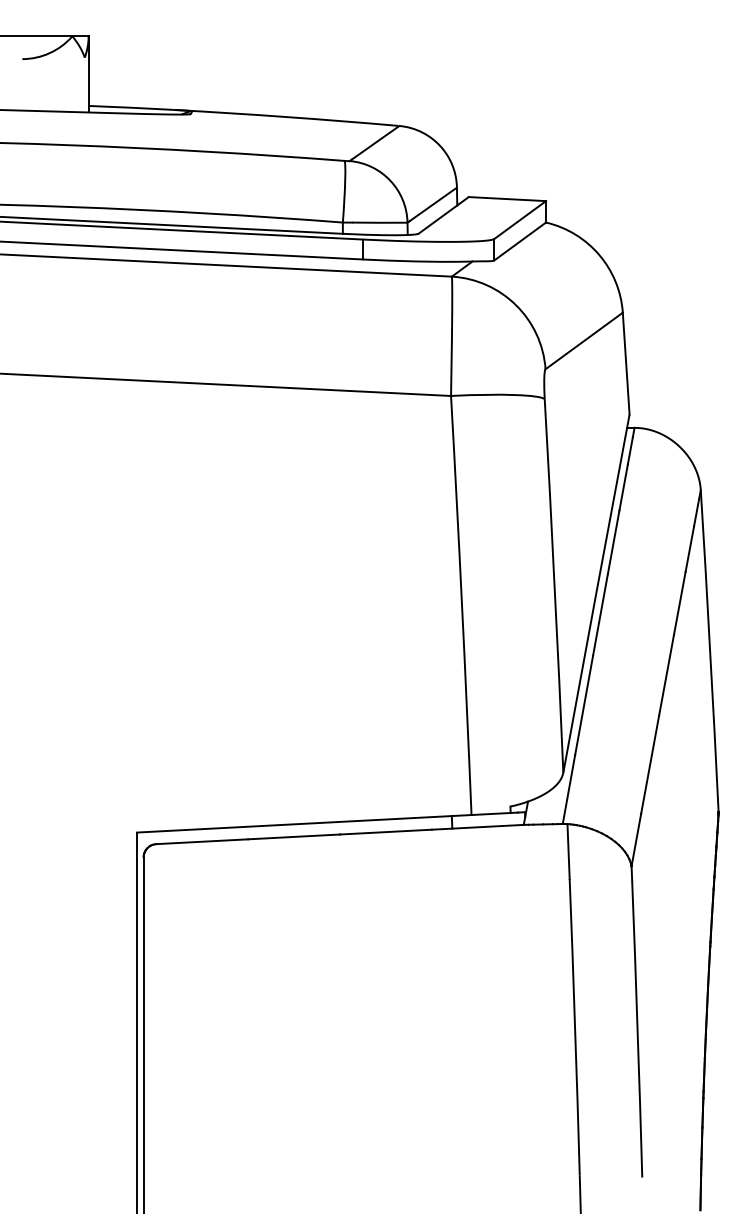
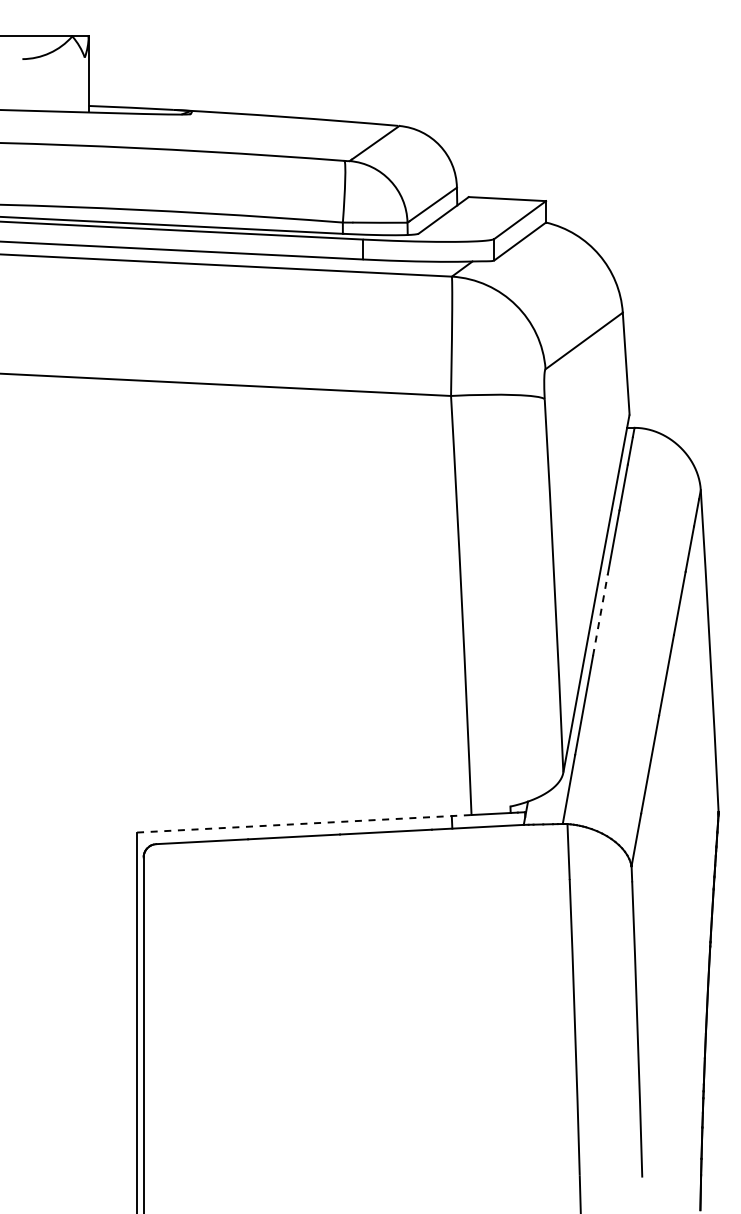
line: solid -> dashed (600, 614)
line: solid -> dashed (304, 823)
